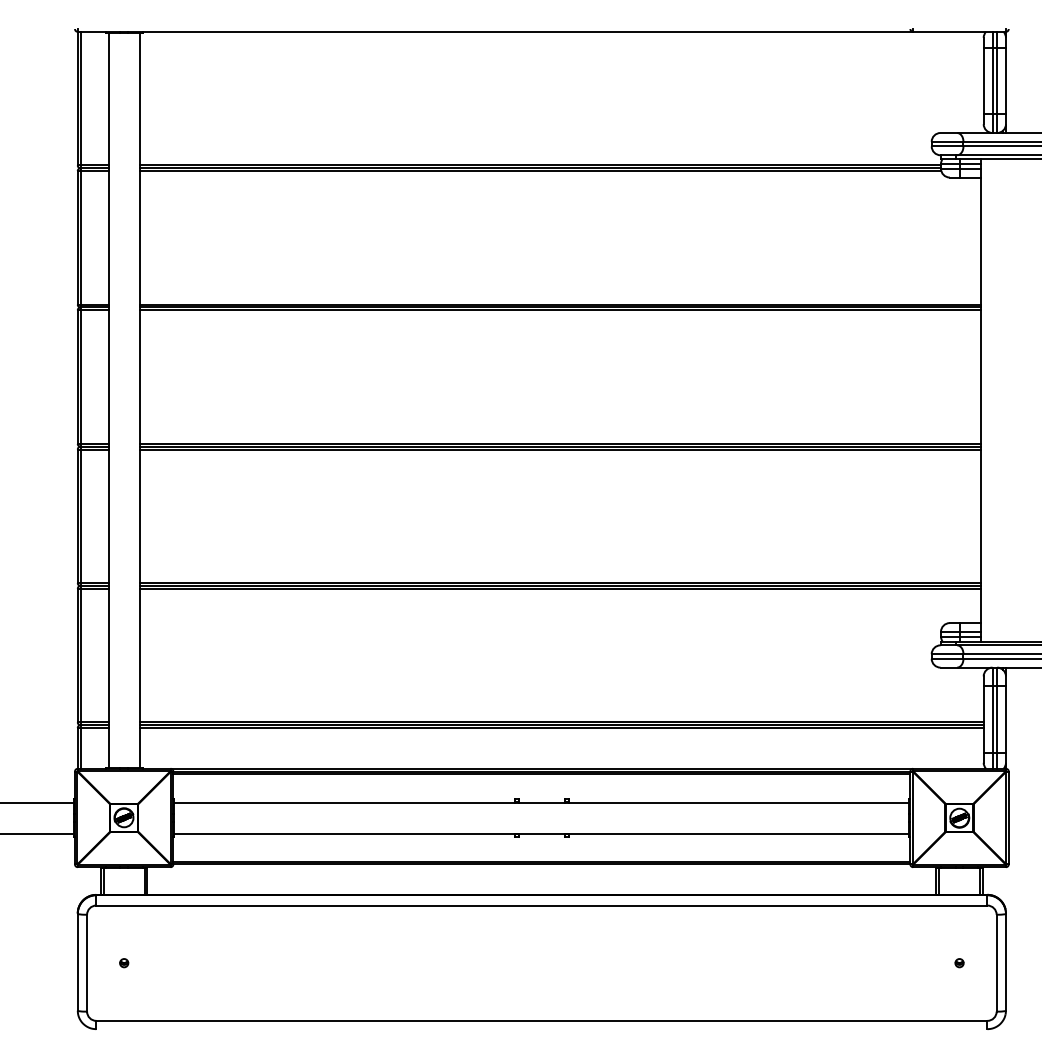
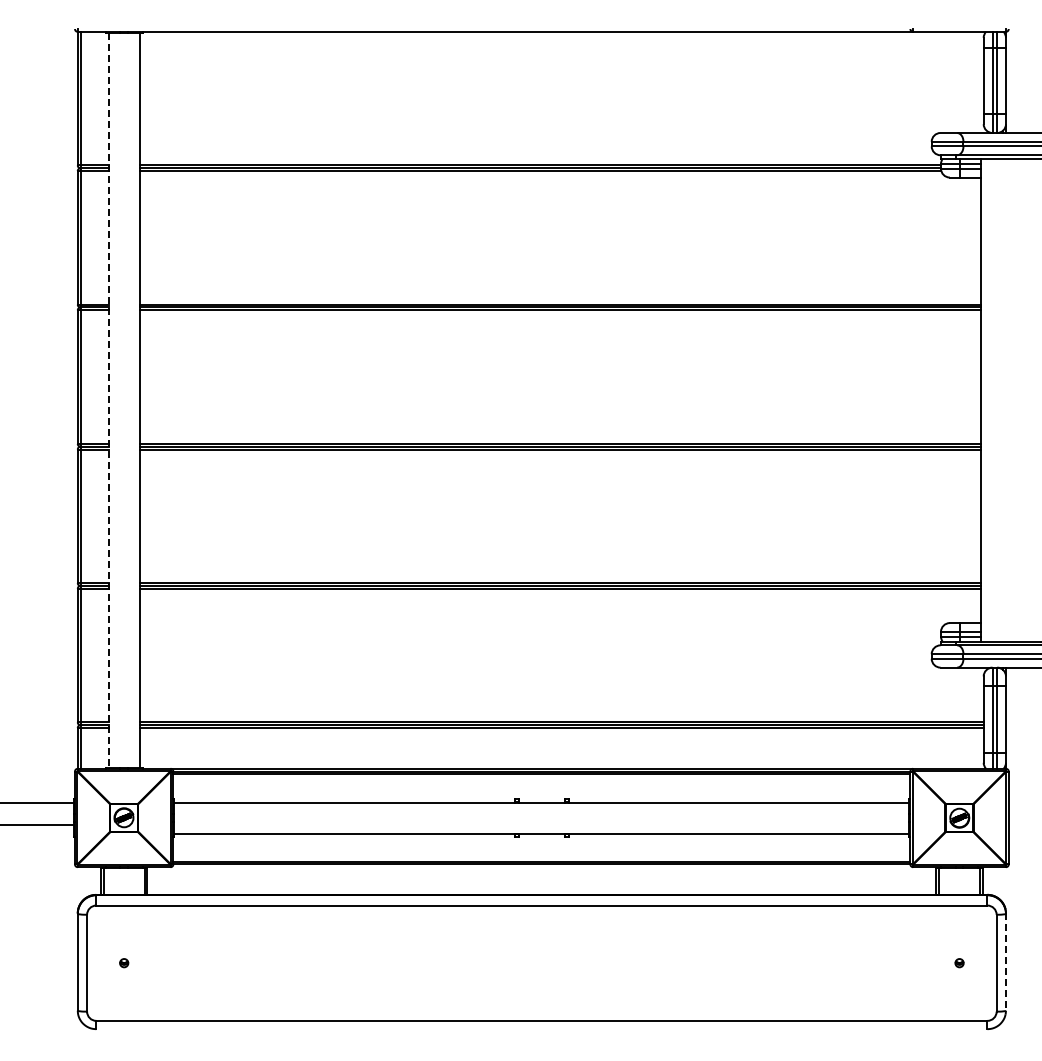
line: solid -> dashed (108, 400)
line position: (38, 833) -> (38, 824) (38, 824)
line: solid -> dashed (1005, 962)
